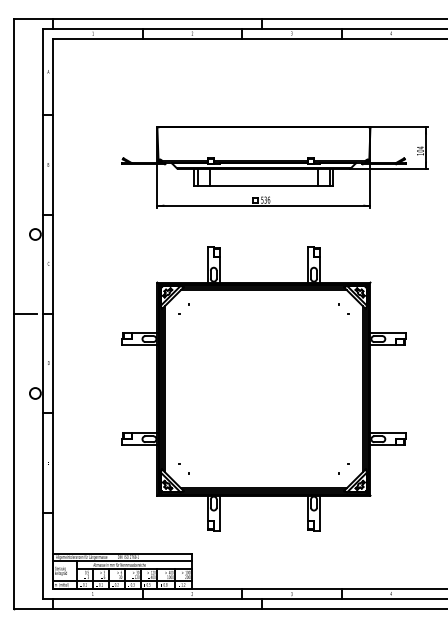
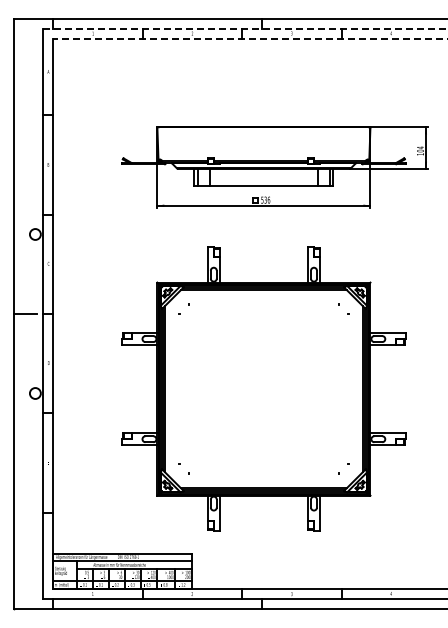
line: solid -> dashed (246, 28)
line: solid -> dashed (250, 38)
